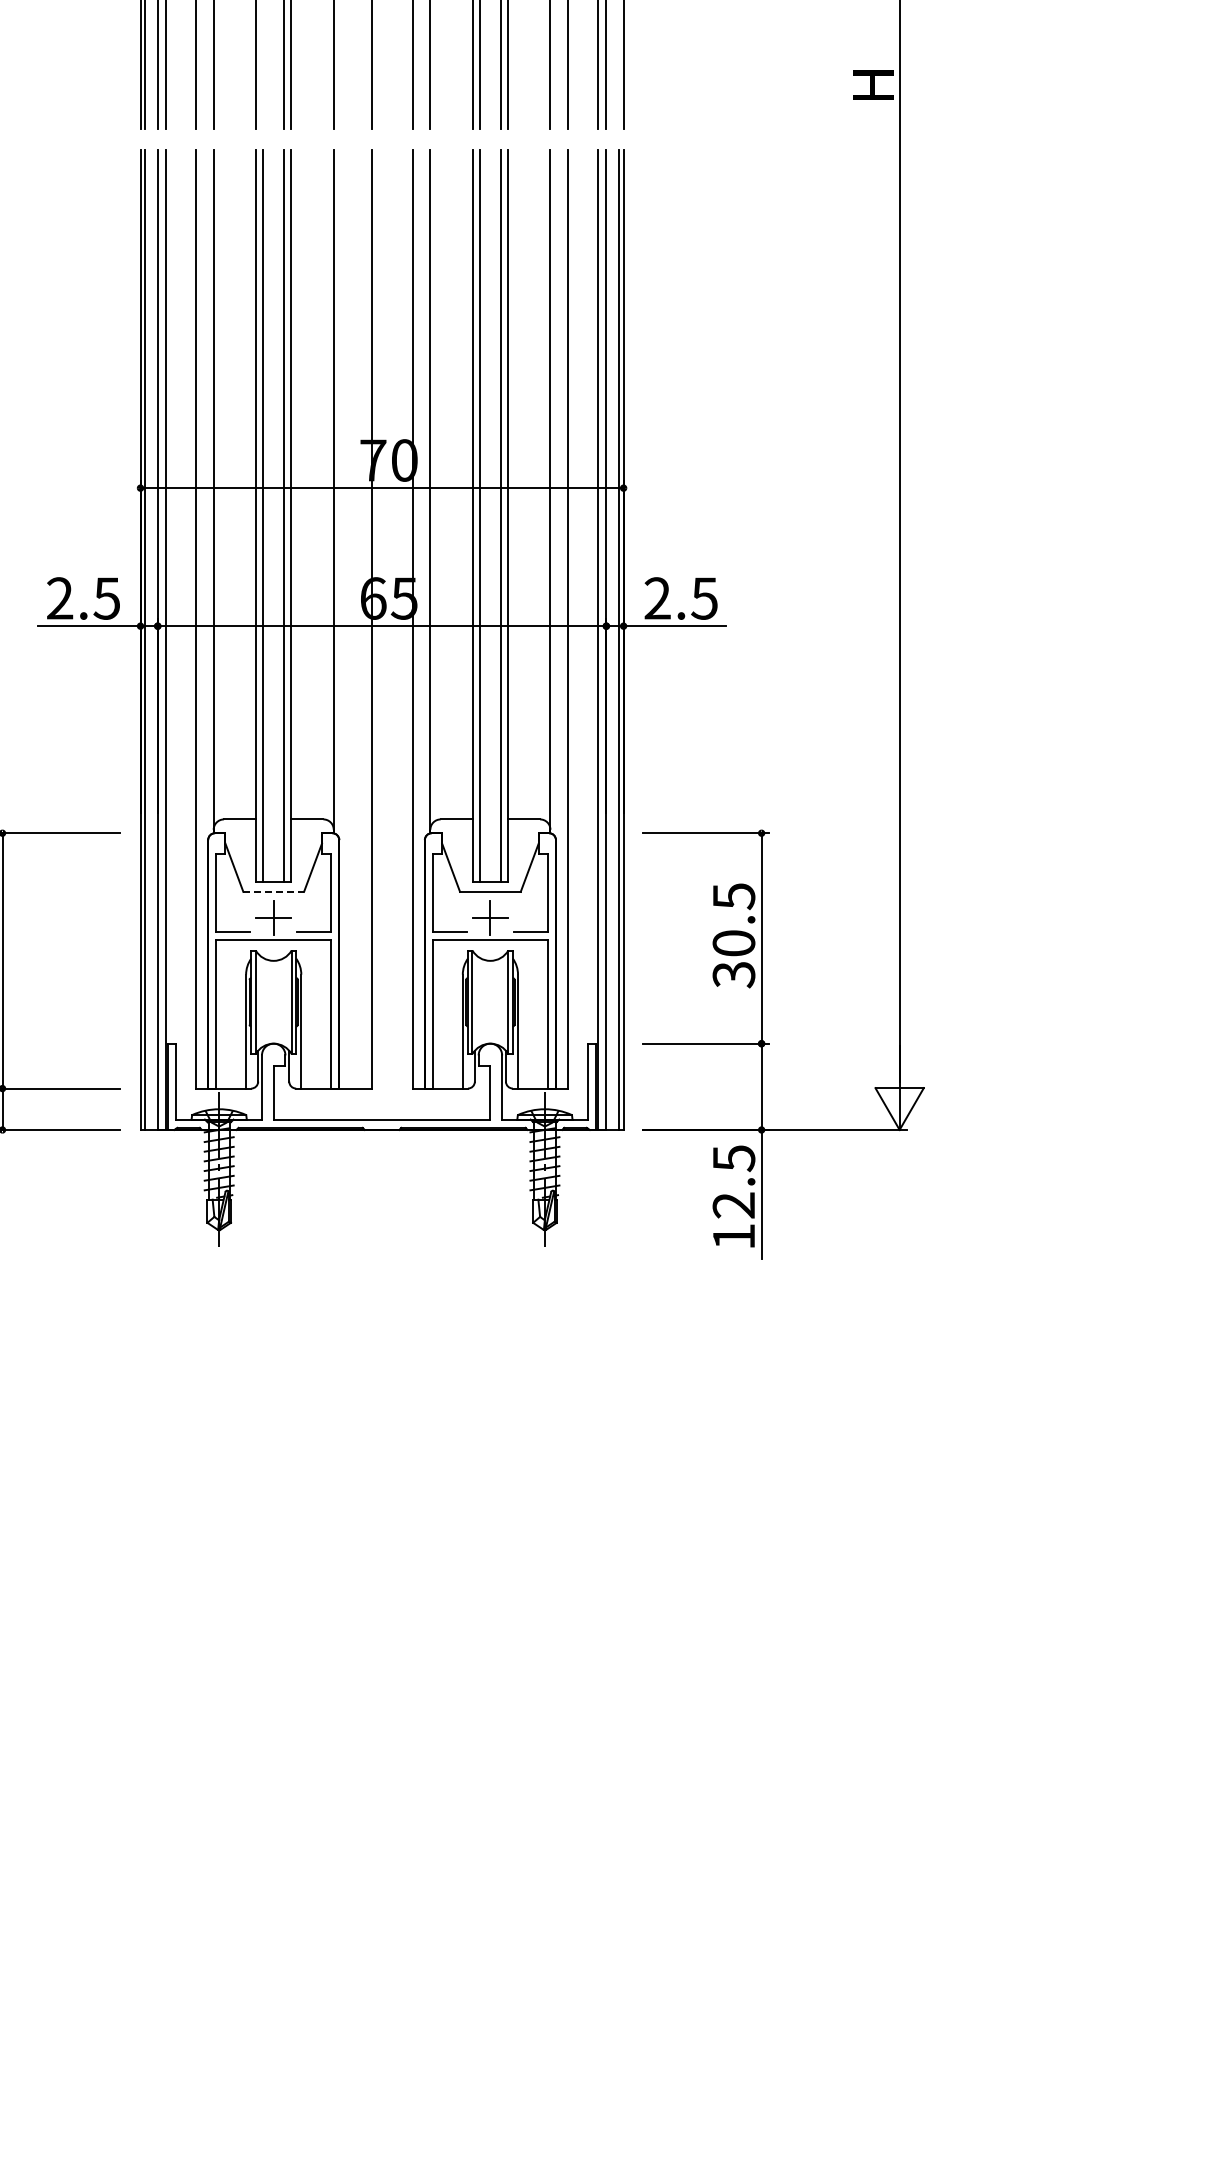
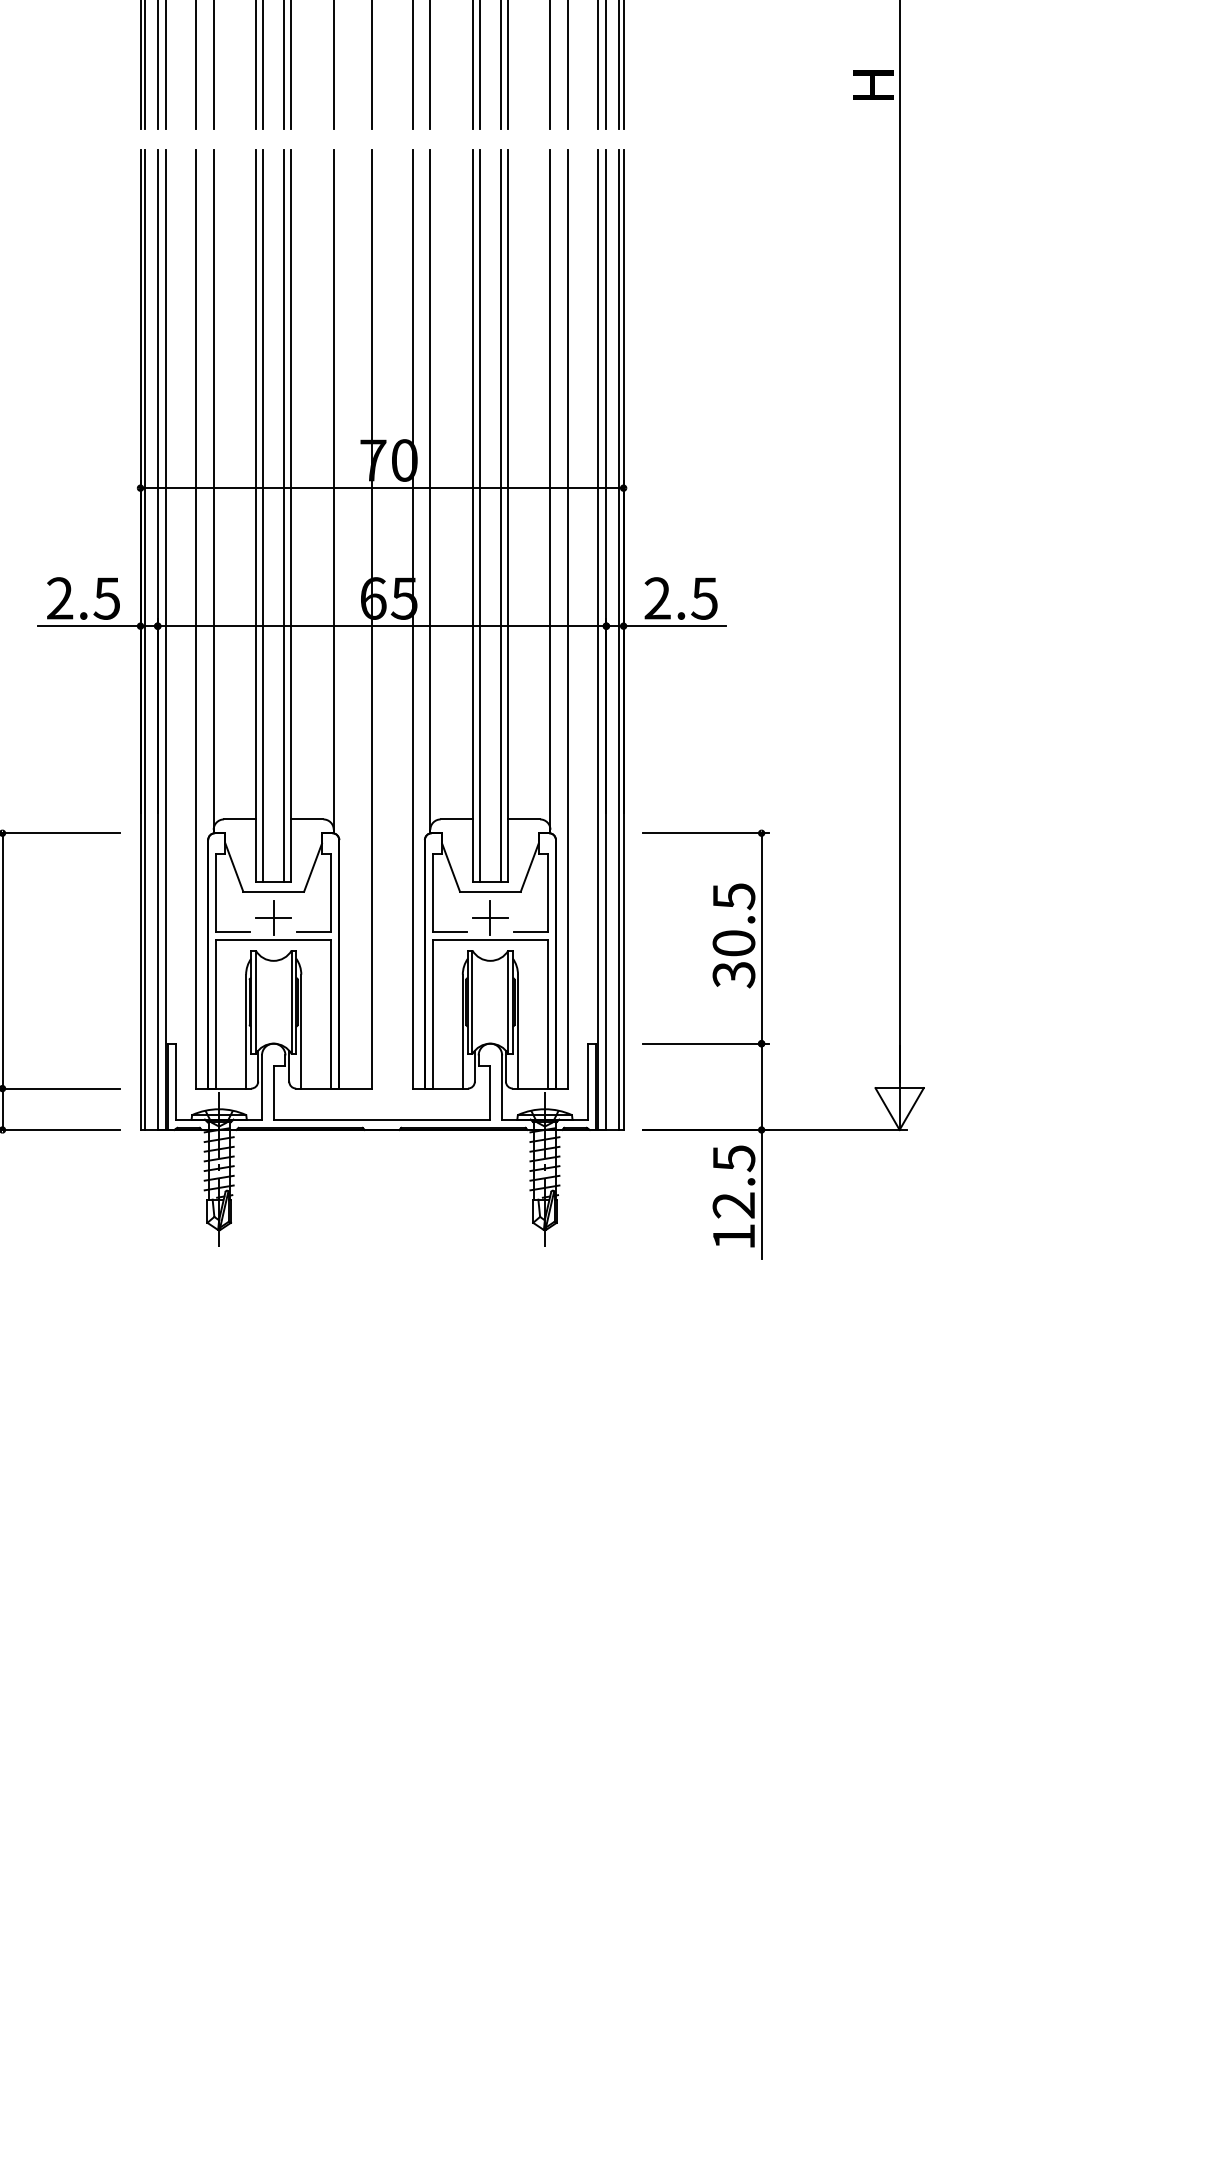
line: none -> present (263, 65)
line: none -> present (619, 65)
line: dashed -> solid (274, 891)
